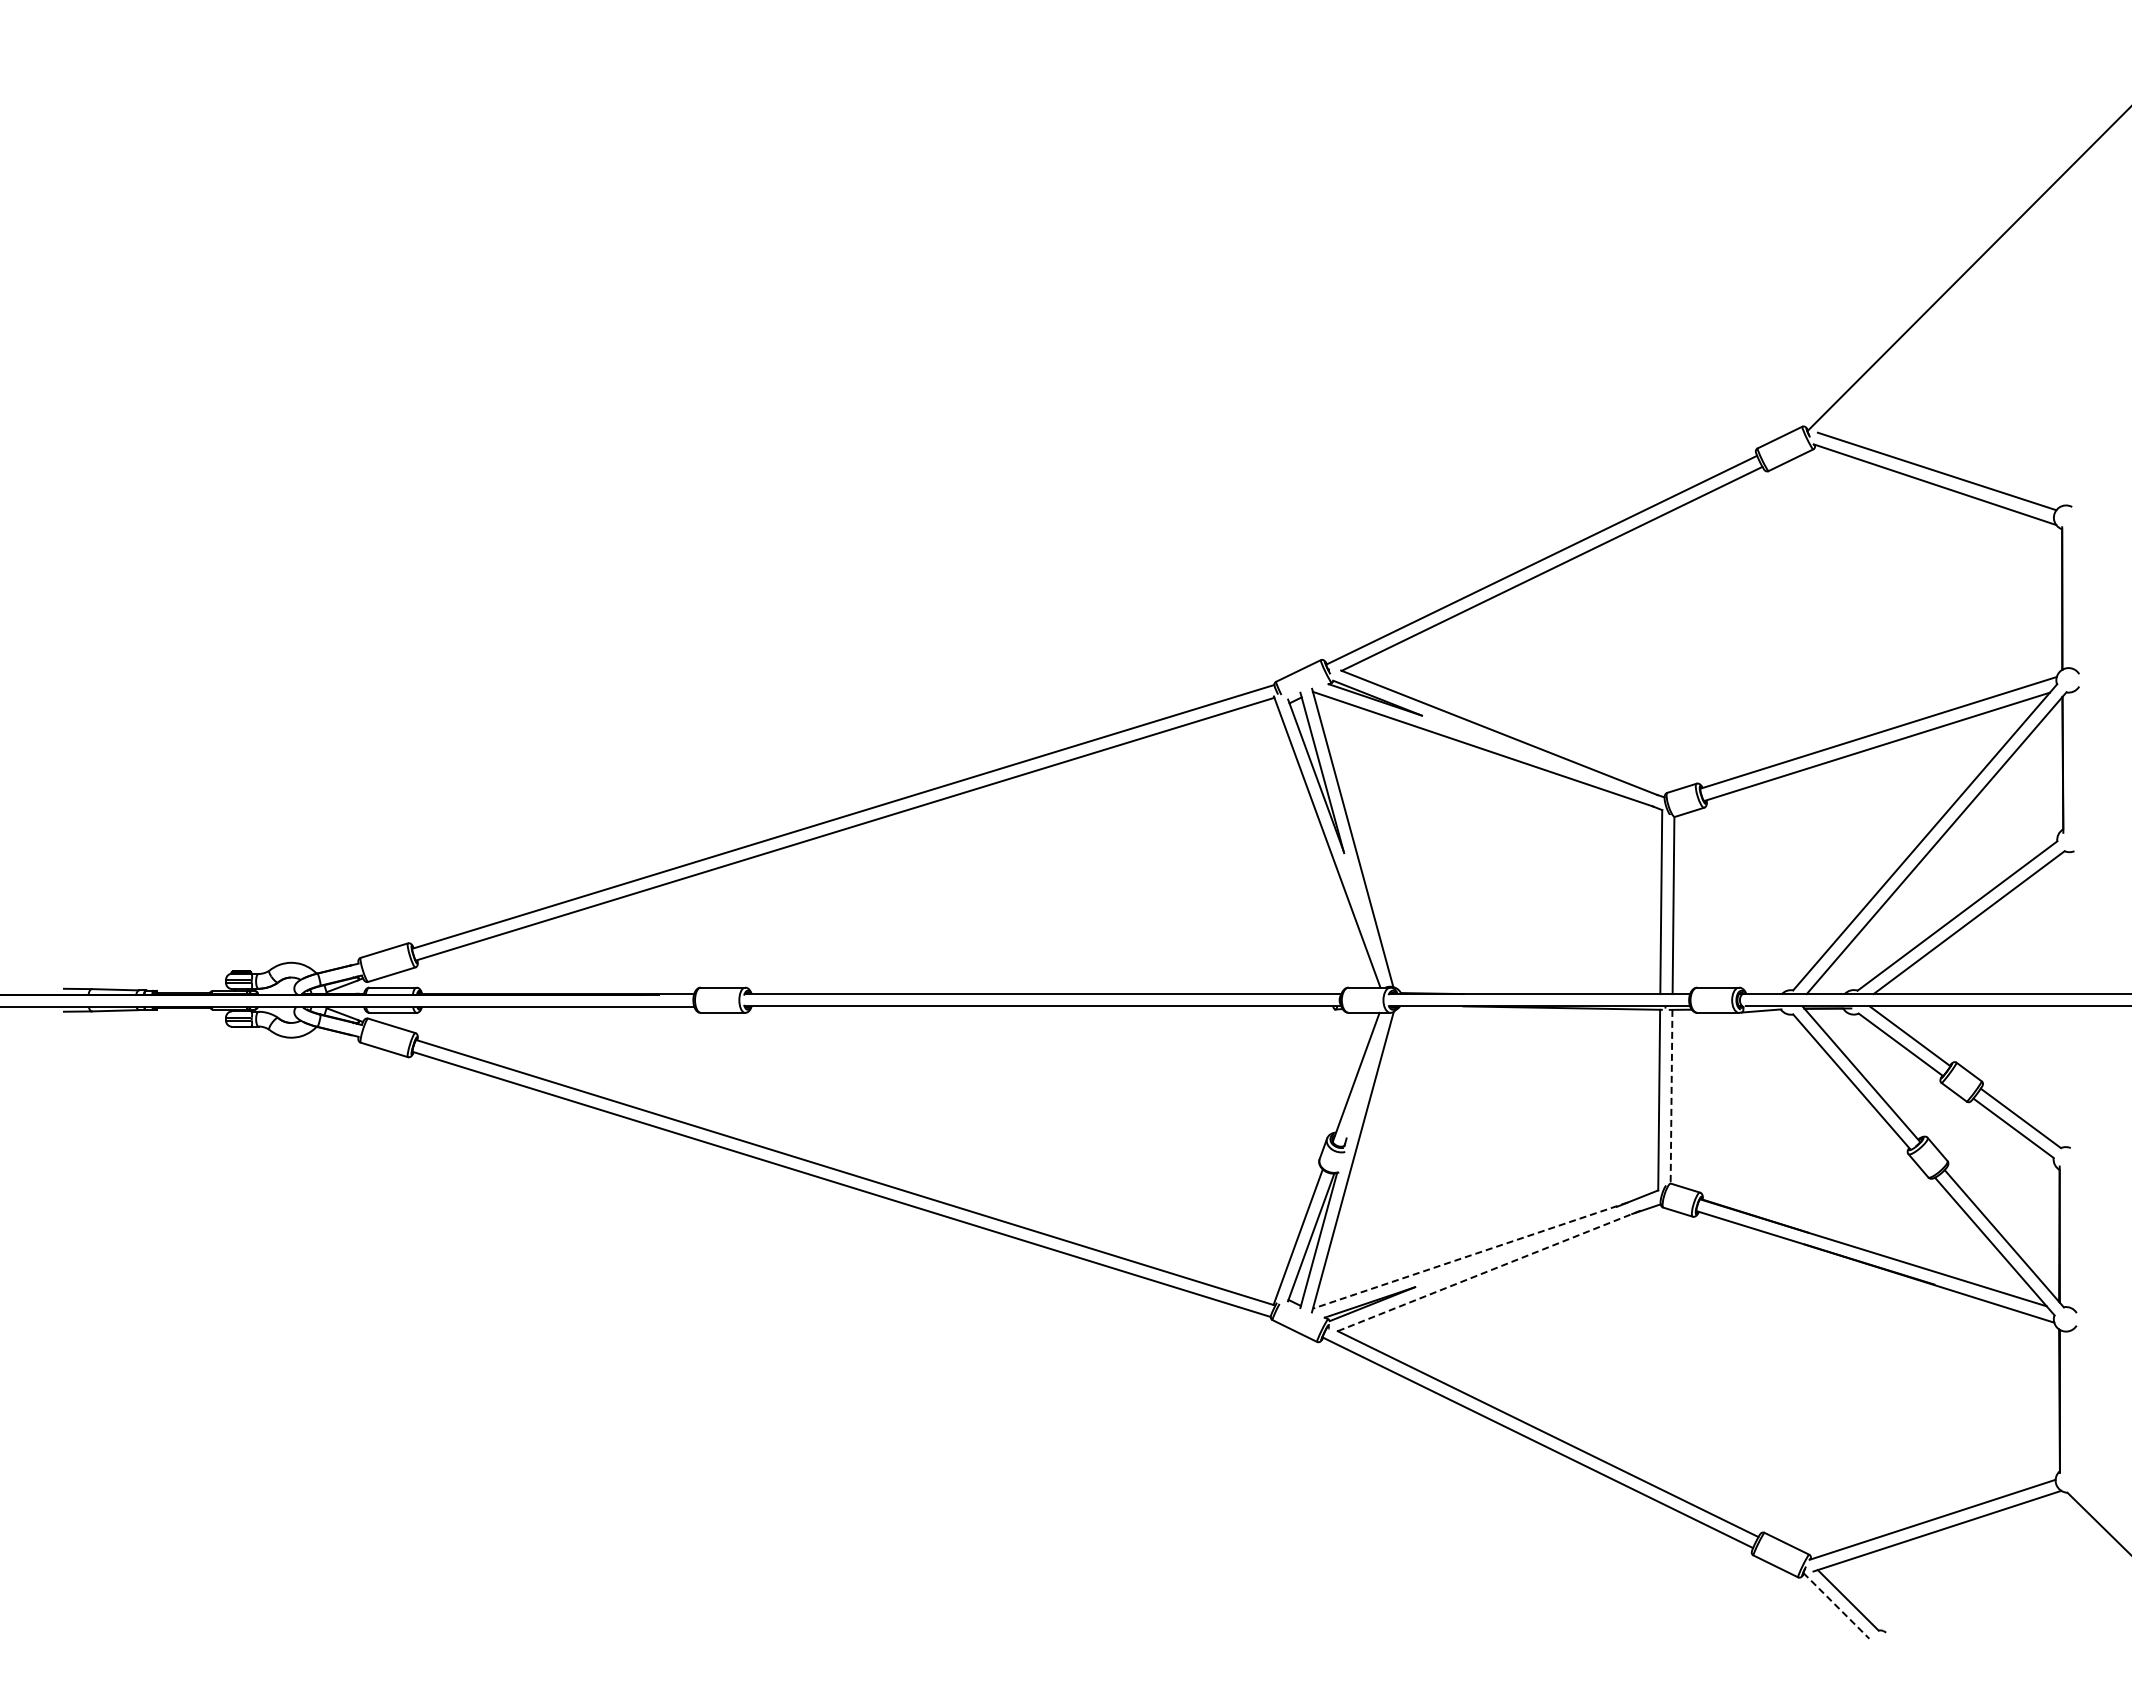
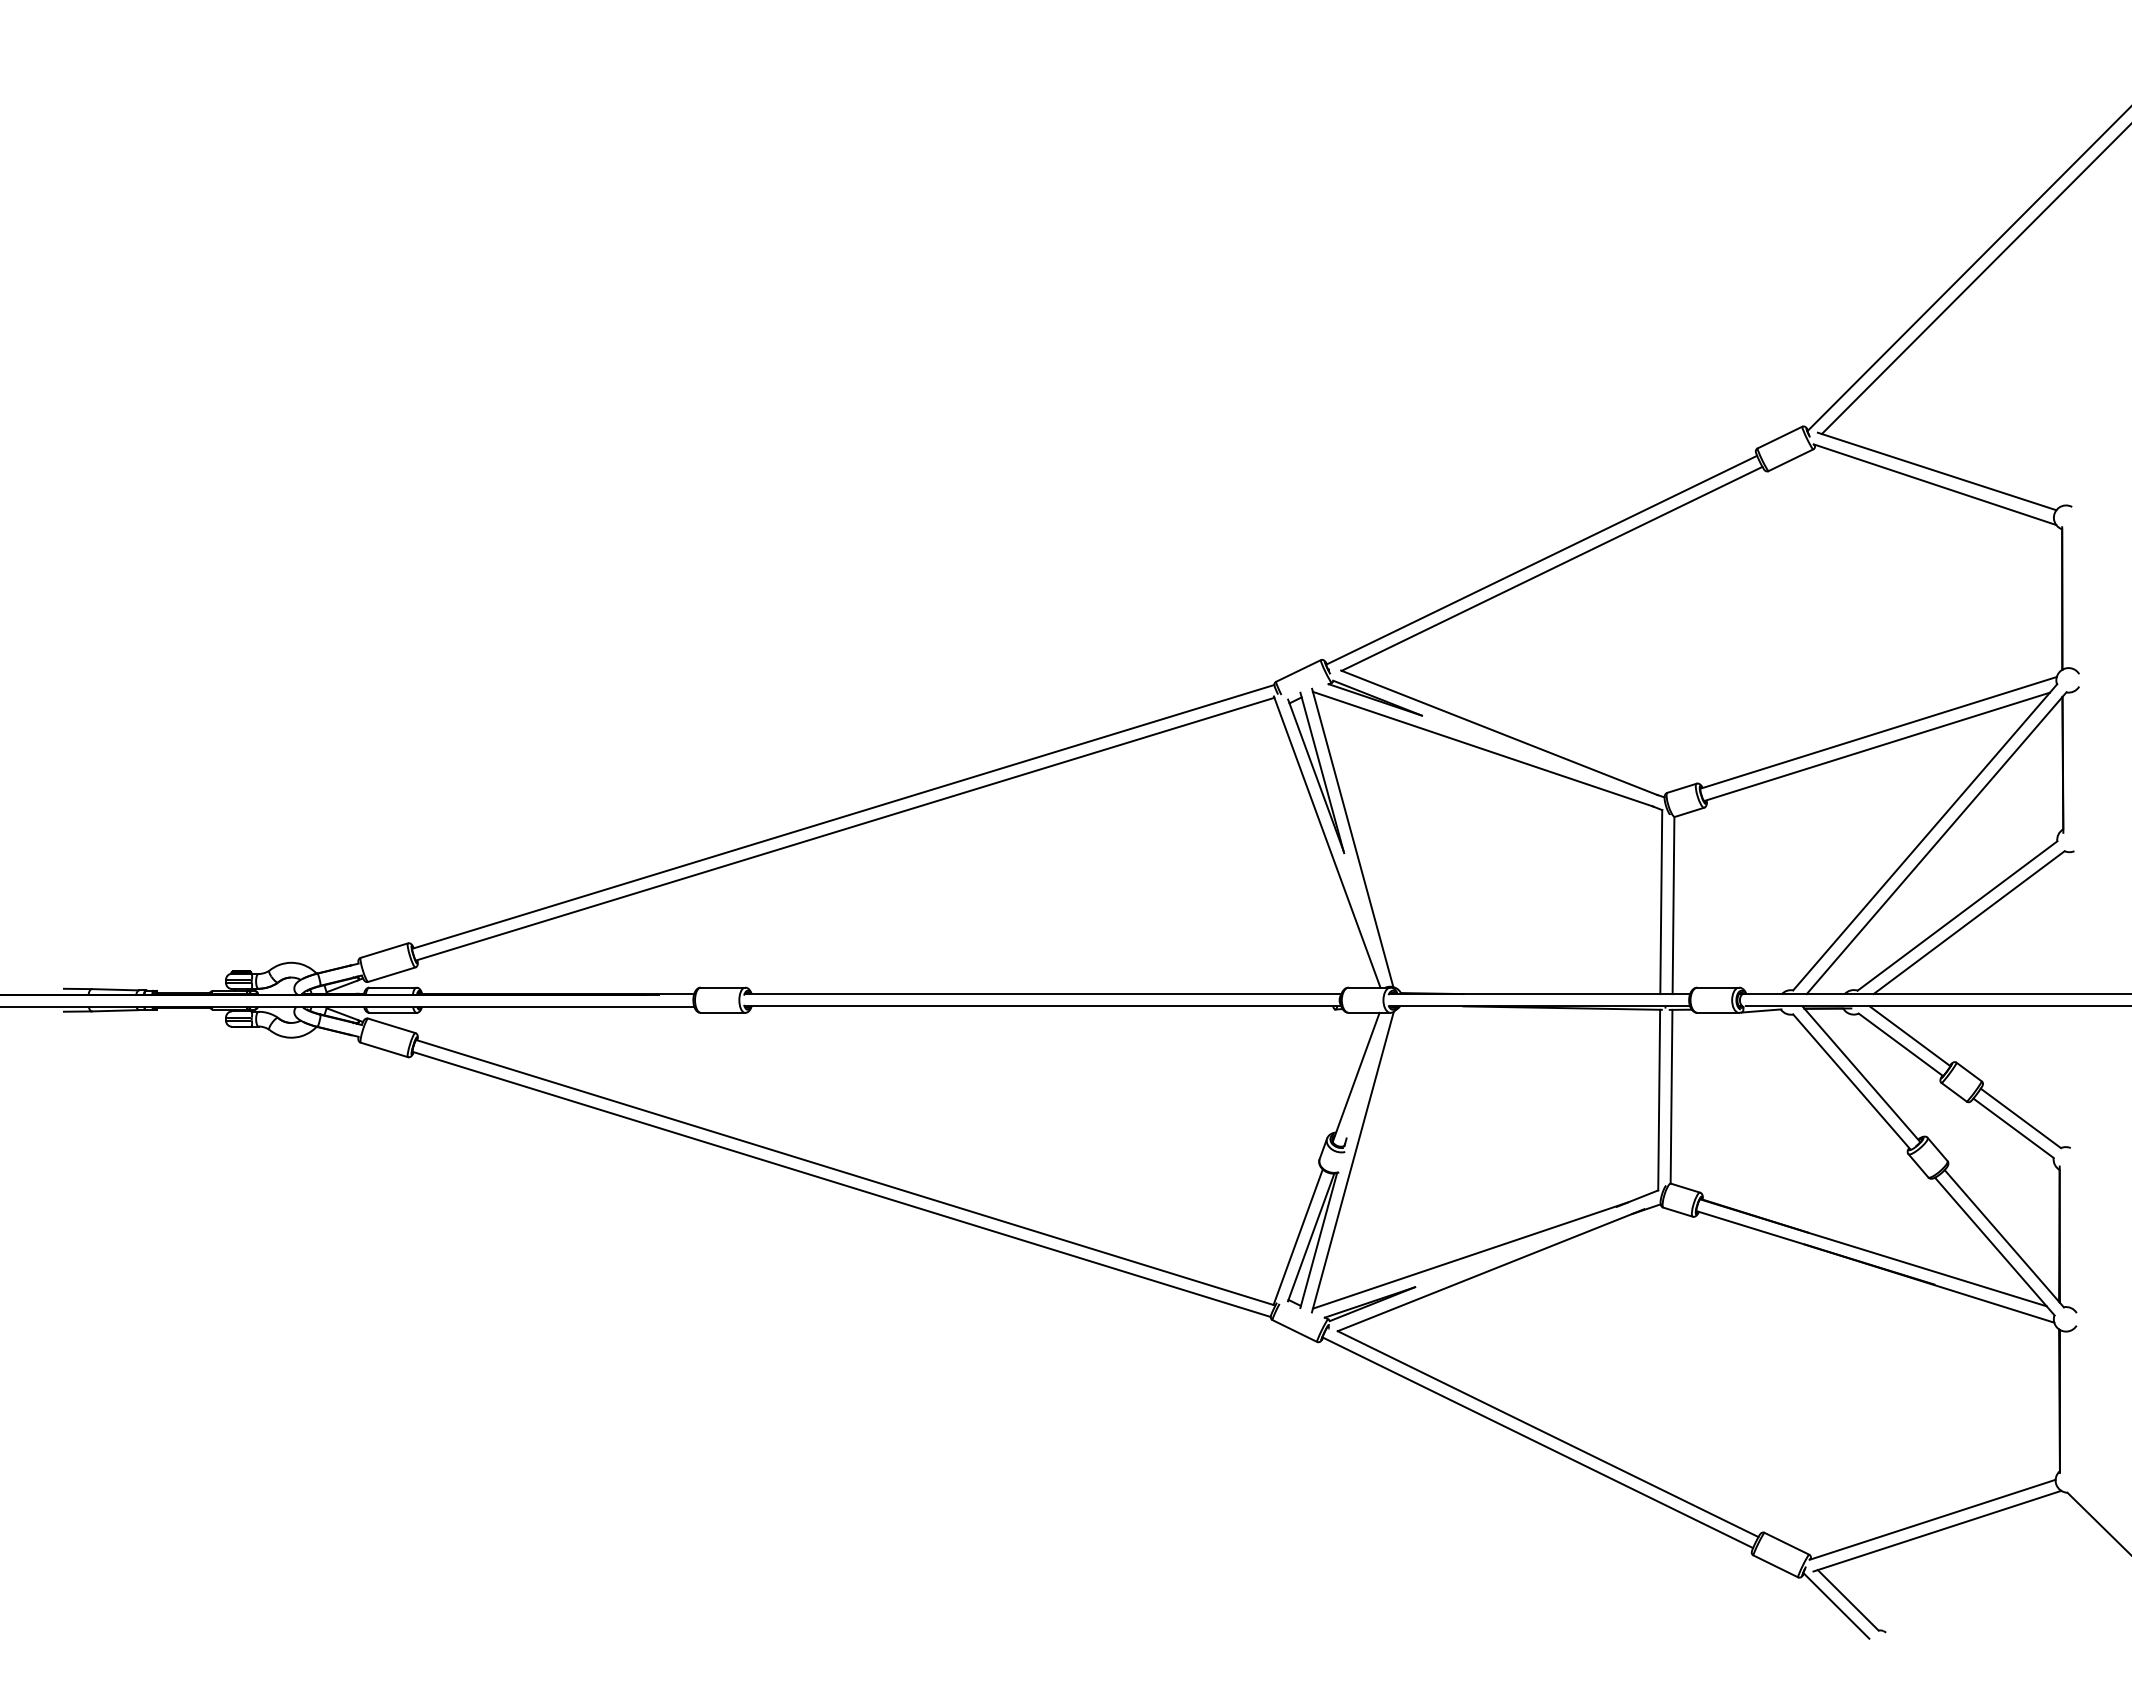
line: none -> present (1974, 280)
line: dashed -> solid (1671, 1096)
line: dashed -> solid (1469, 1255)
line: dashed -> solid (1491, 1270)
line: dashed -> solid (1836, 1605)
